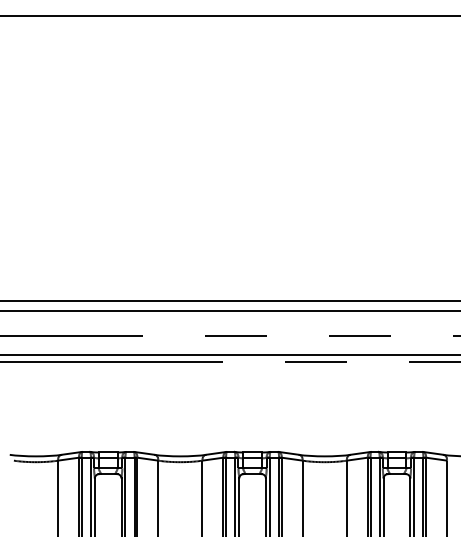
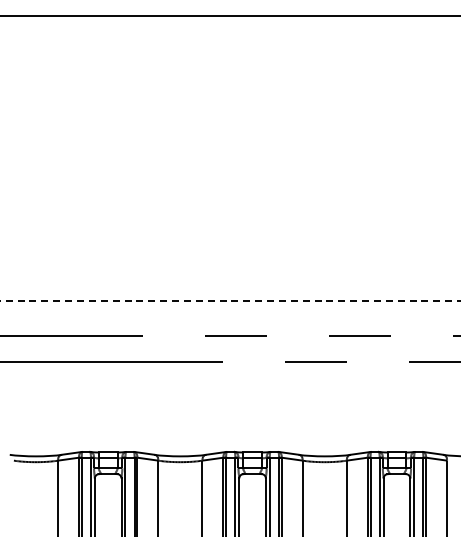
line: solid -> dashed (230, 300)
line: present -> none (229, 310)
line: present -> none (229, 355)
